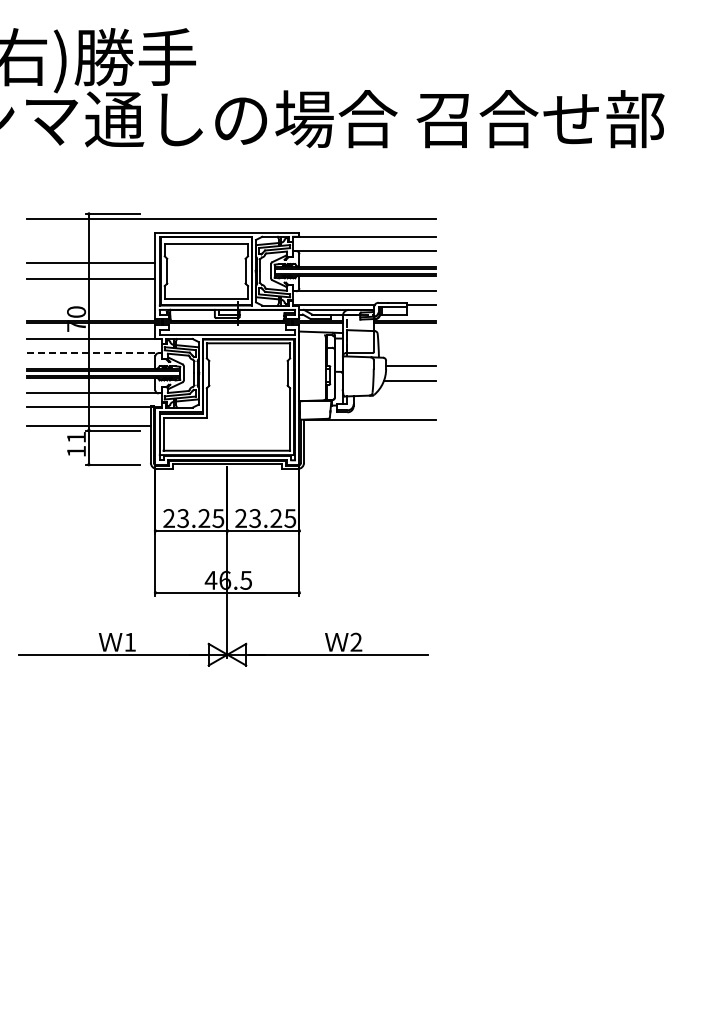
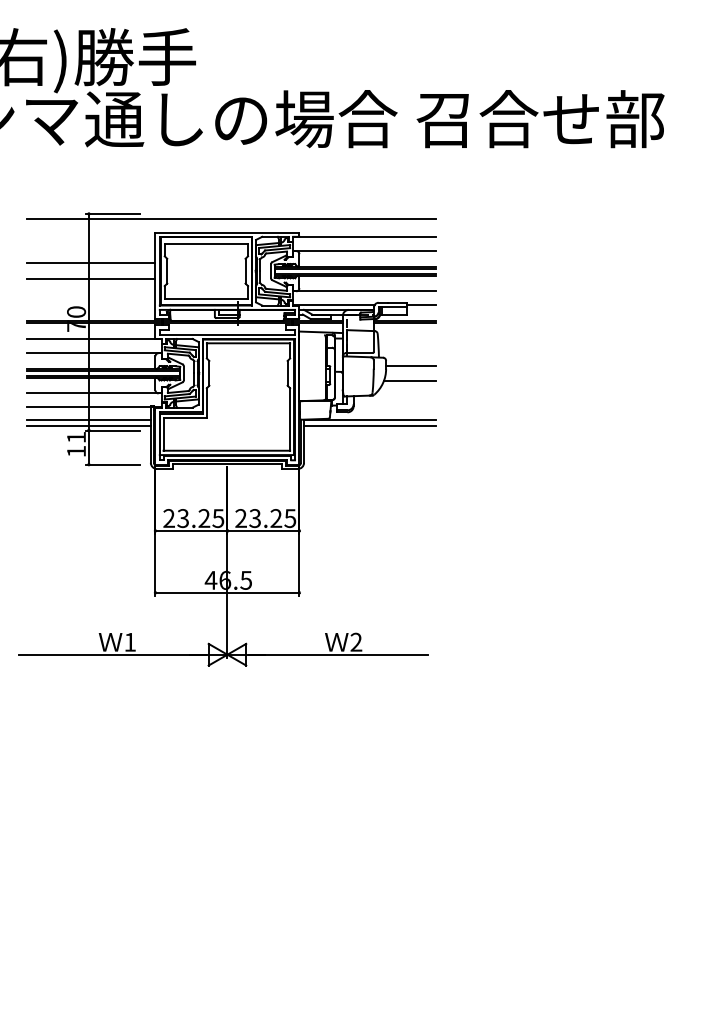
line: dashed -> solid (94, 353)
line: none -> present (88, 420)
line: none -> present (370, 425)
